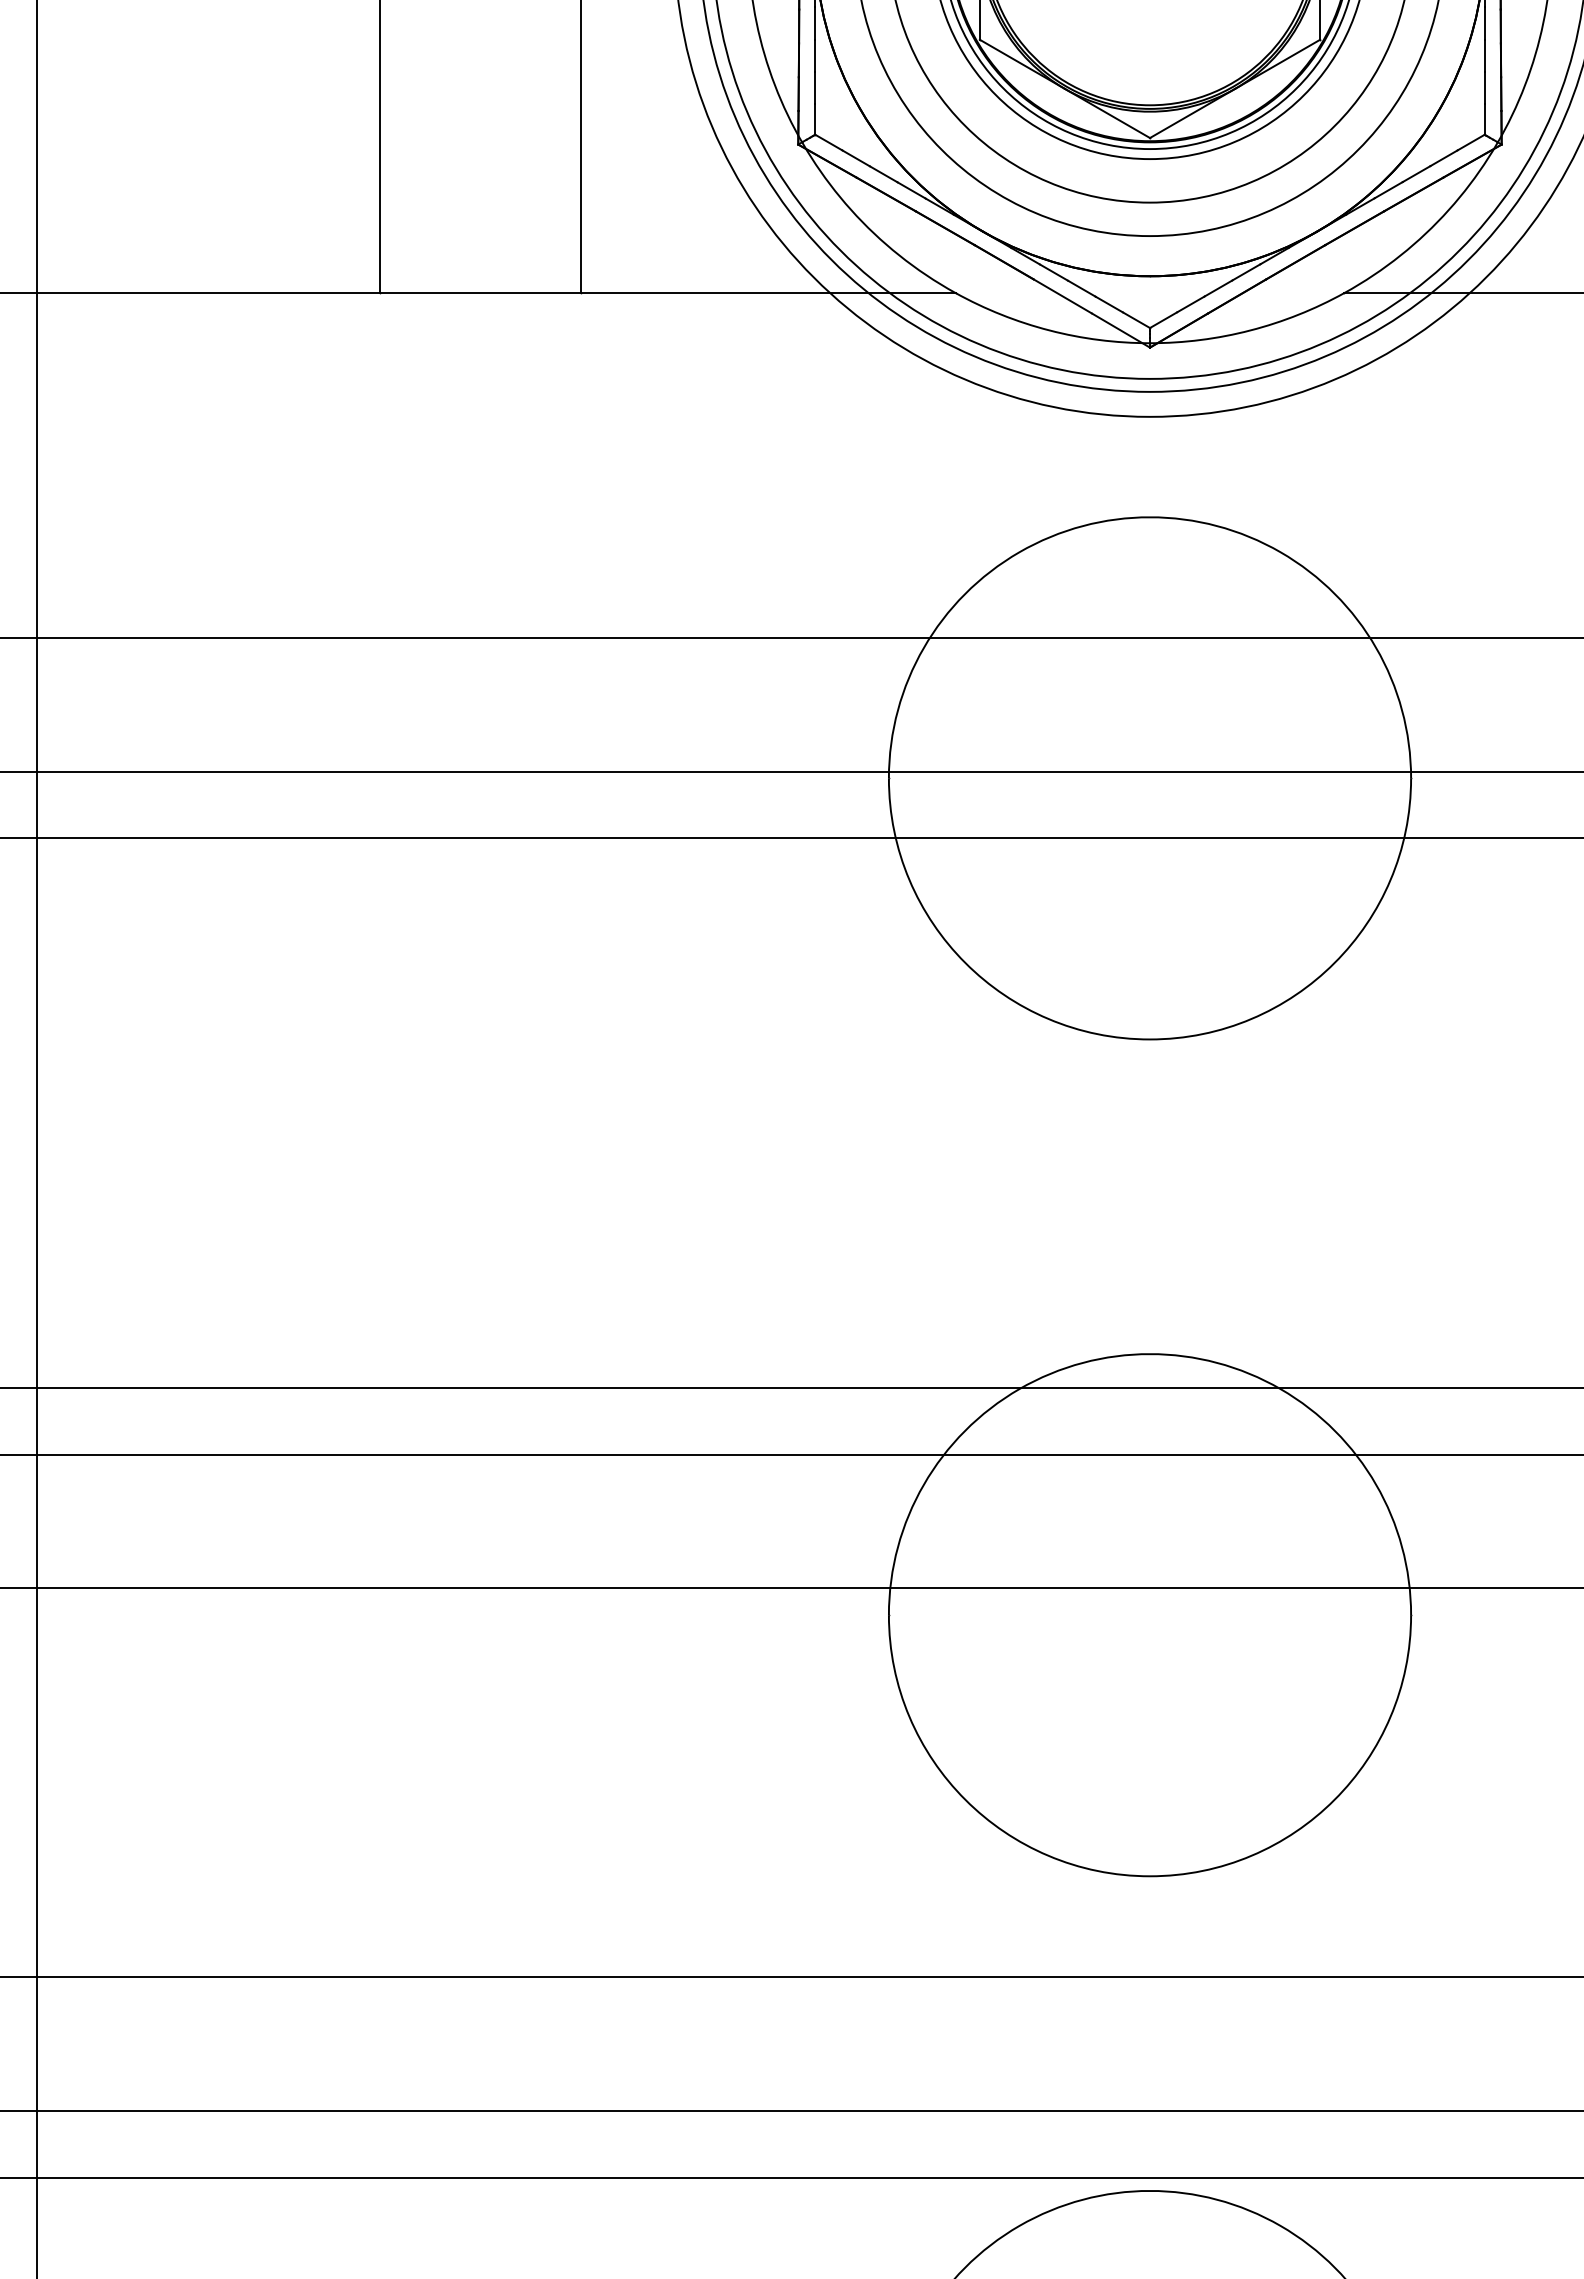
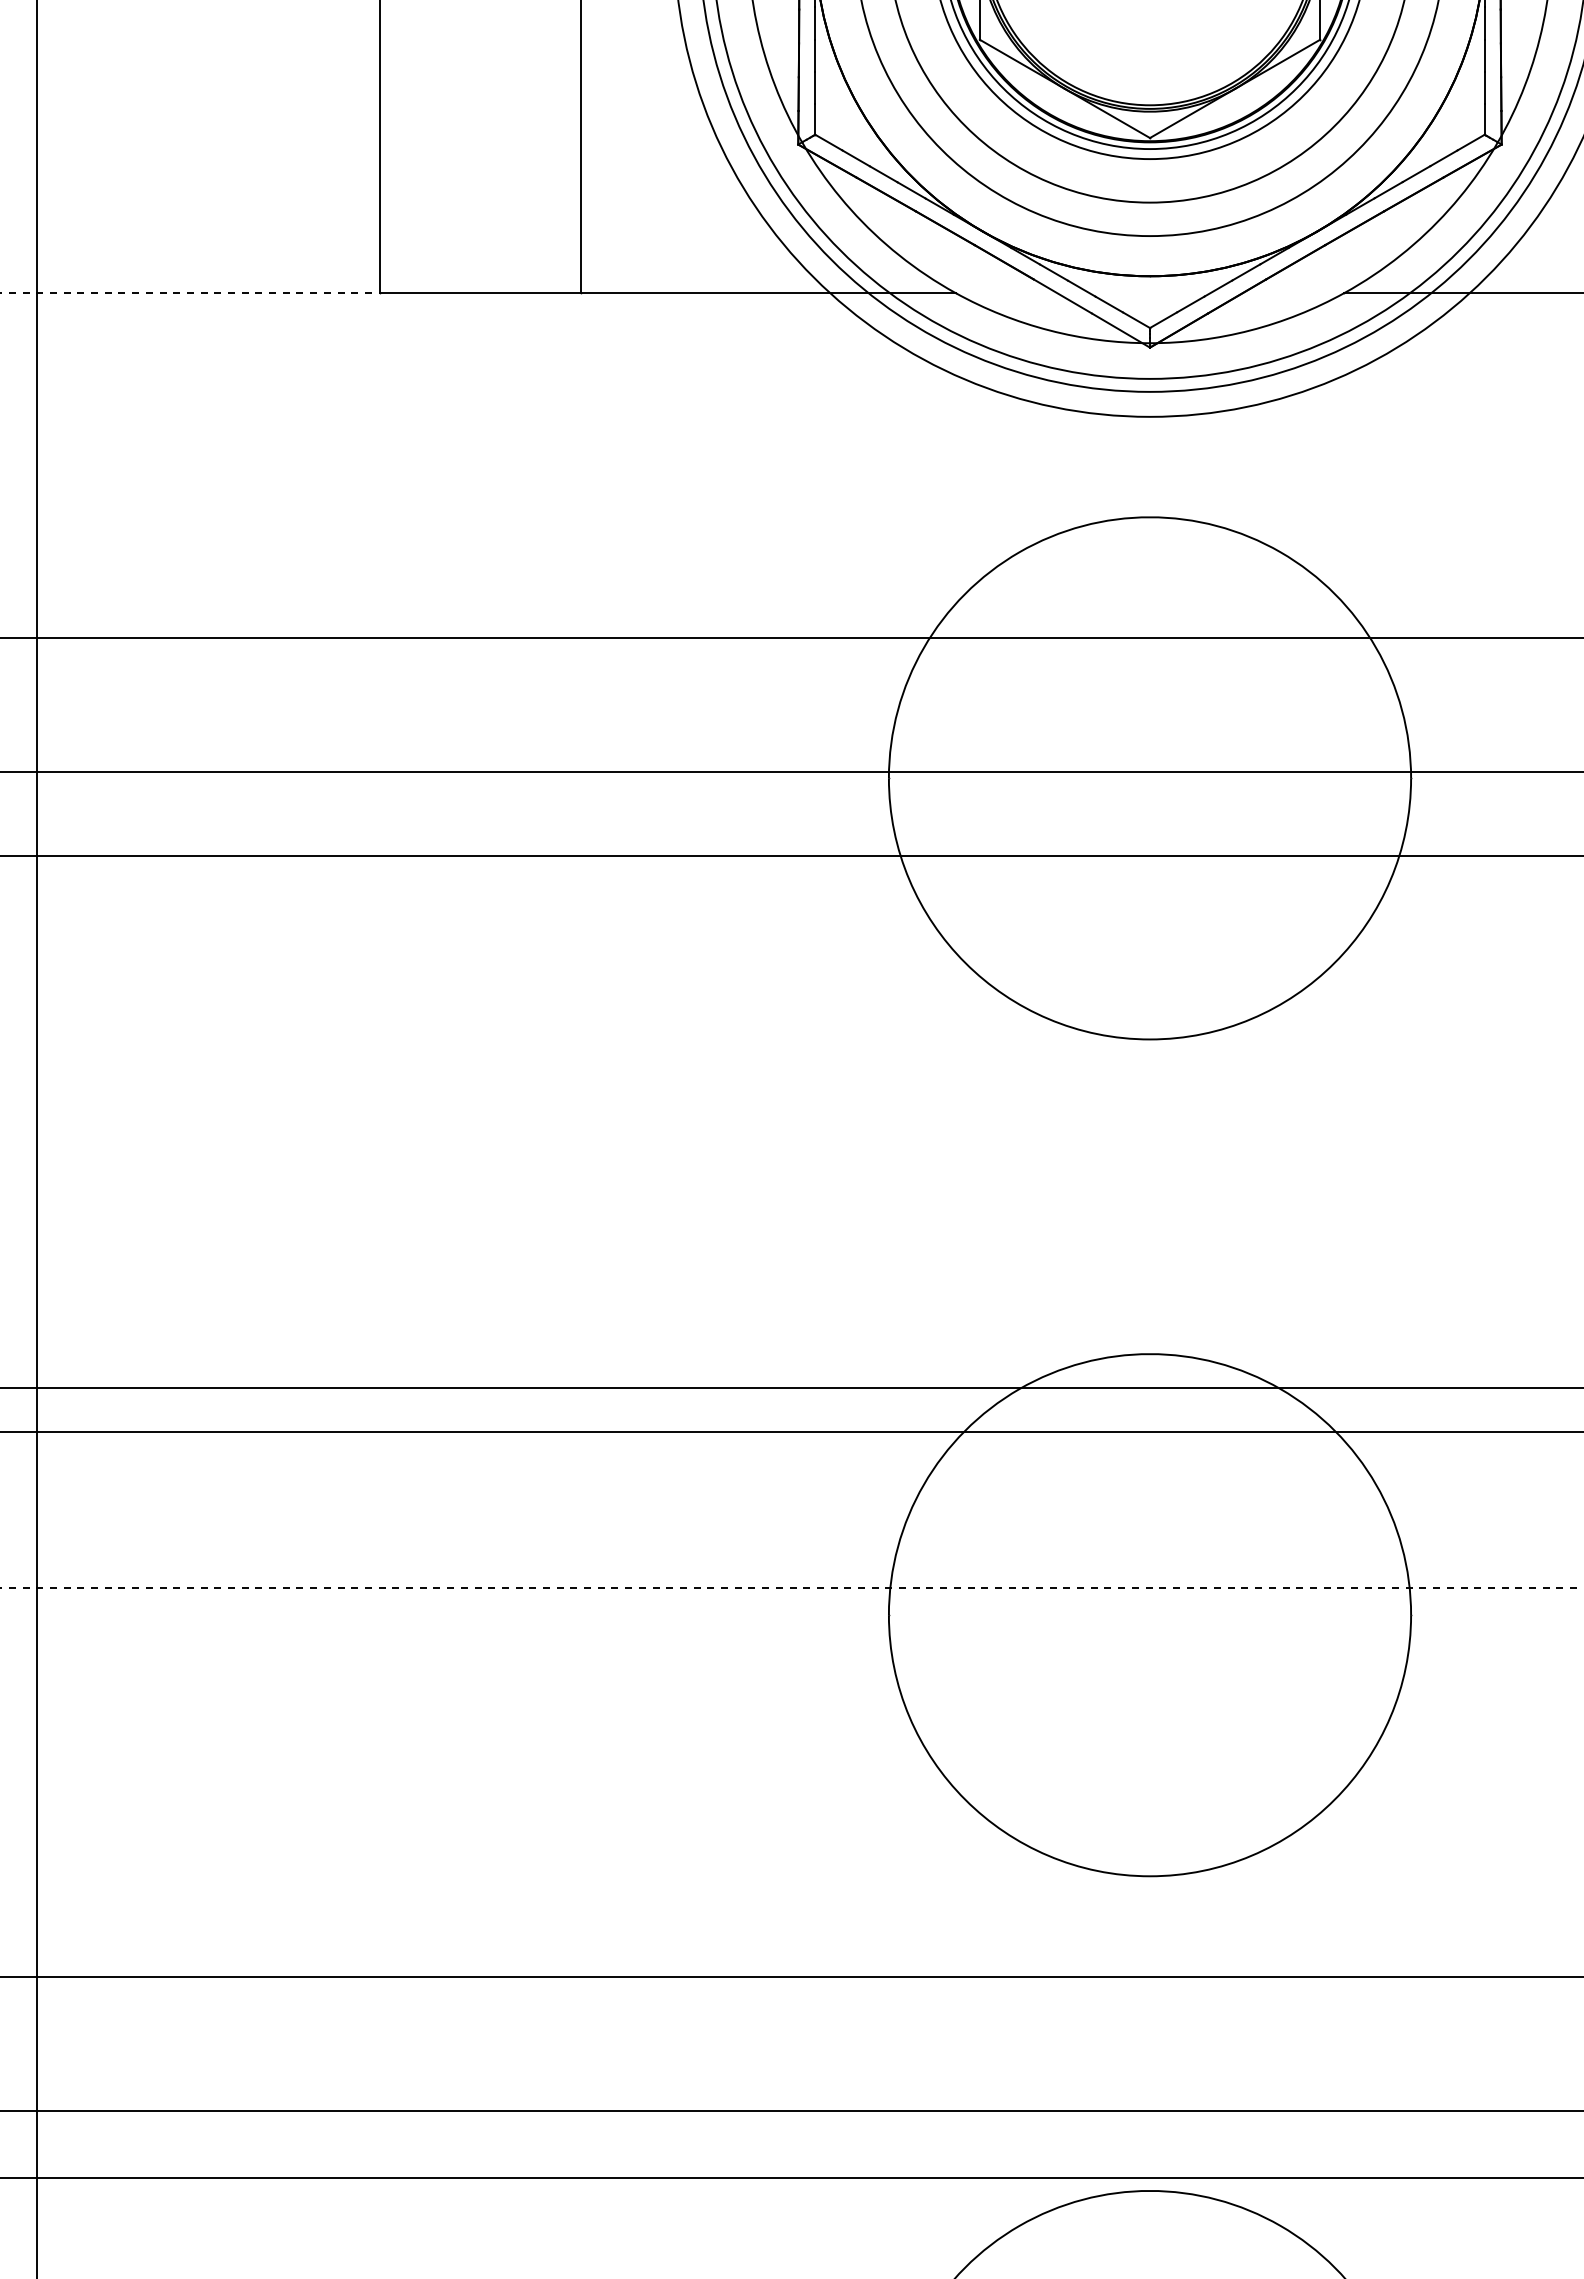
line: solid -> dashed (190, 293)
line position: (791, 838) -> (791, 856) (791, 856)
line position: (791, 1454) -> (791, 1431) (791, 1431)
line: solid -> dashed (792, 1588)
